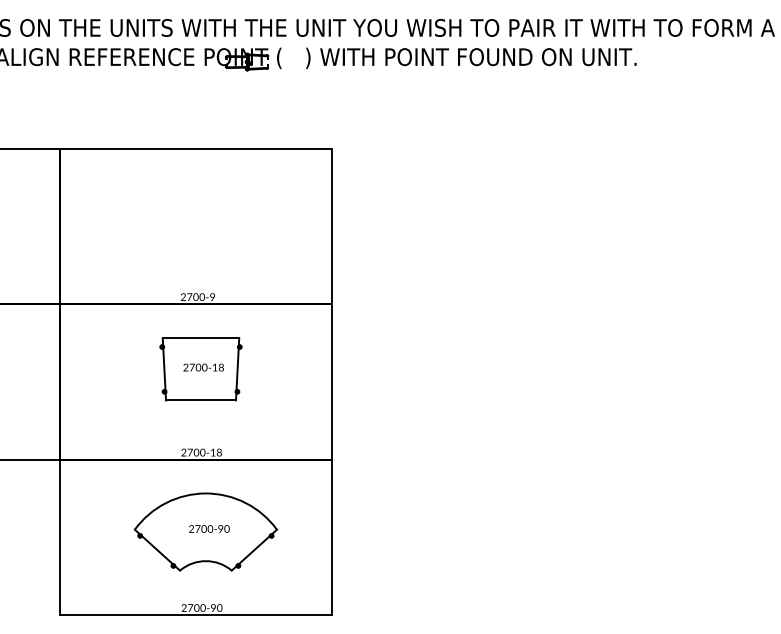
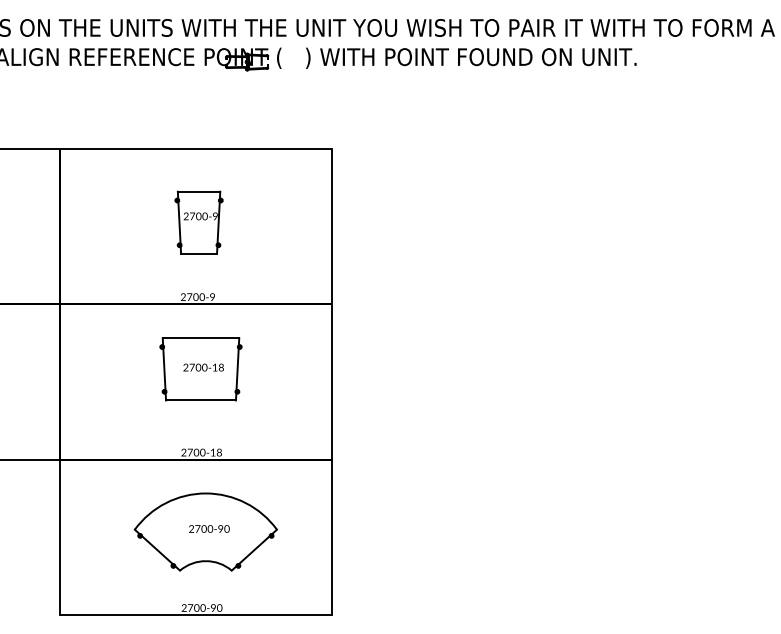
part: none -> present (198, 222)
